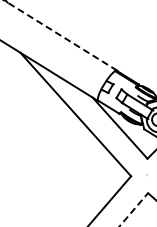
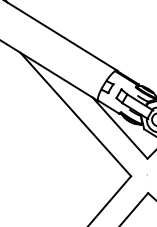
line: dashed -> solid (60, 35)
line: dashed -> solid (133, 209)
